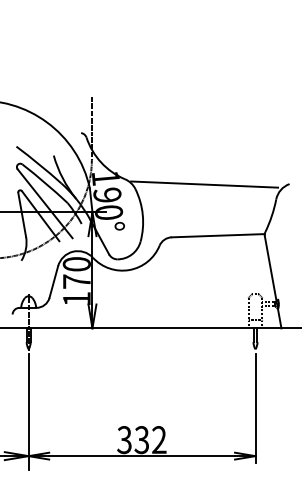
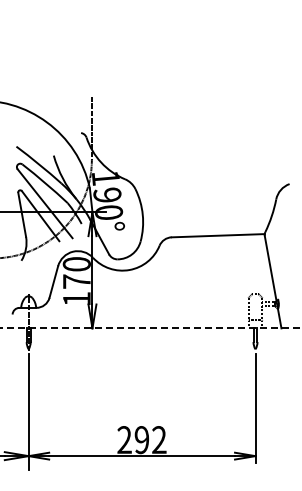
line: present -> none (204, 184)
line: solid -> dashed (150, 328)
text: 332 -> 292 (133, 440)
